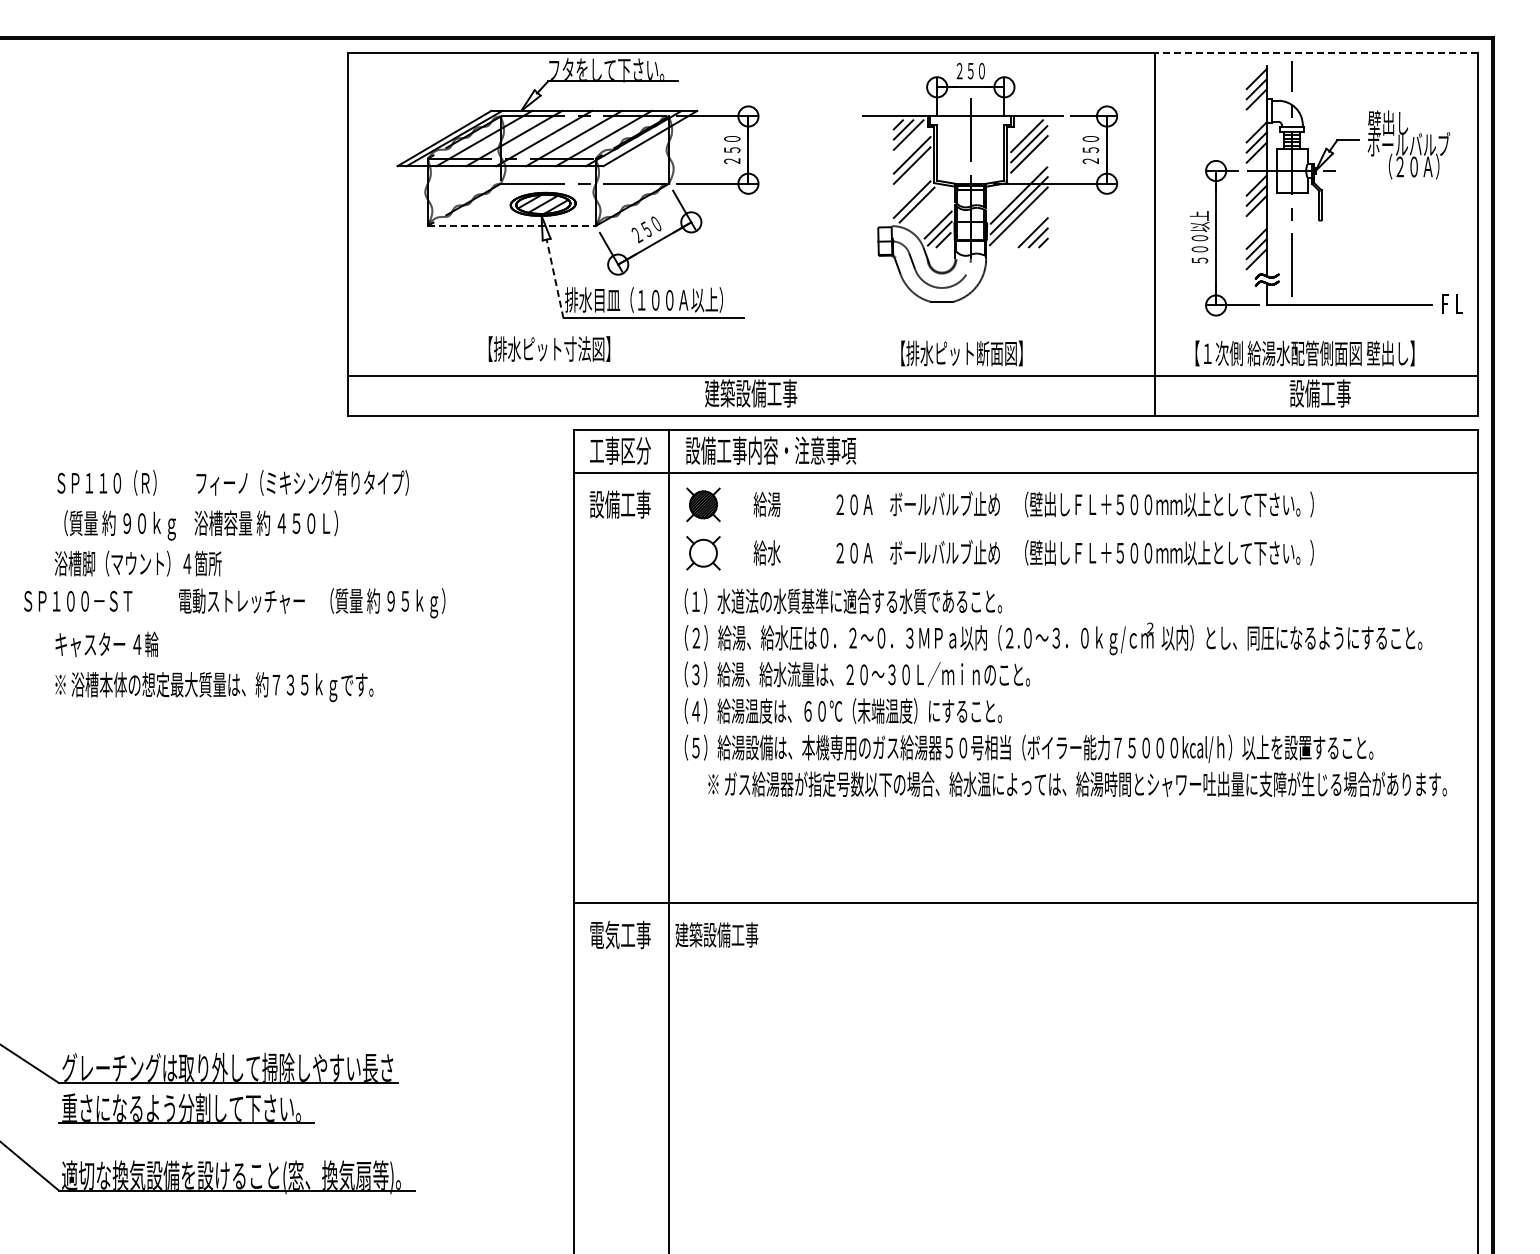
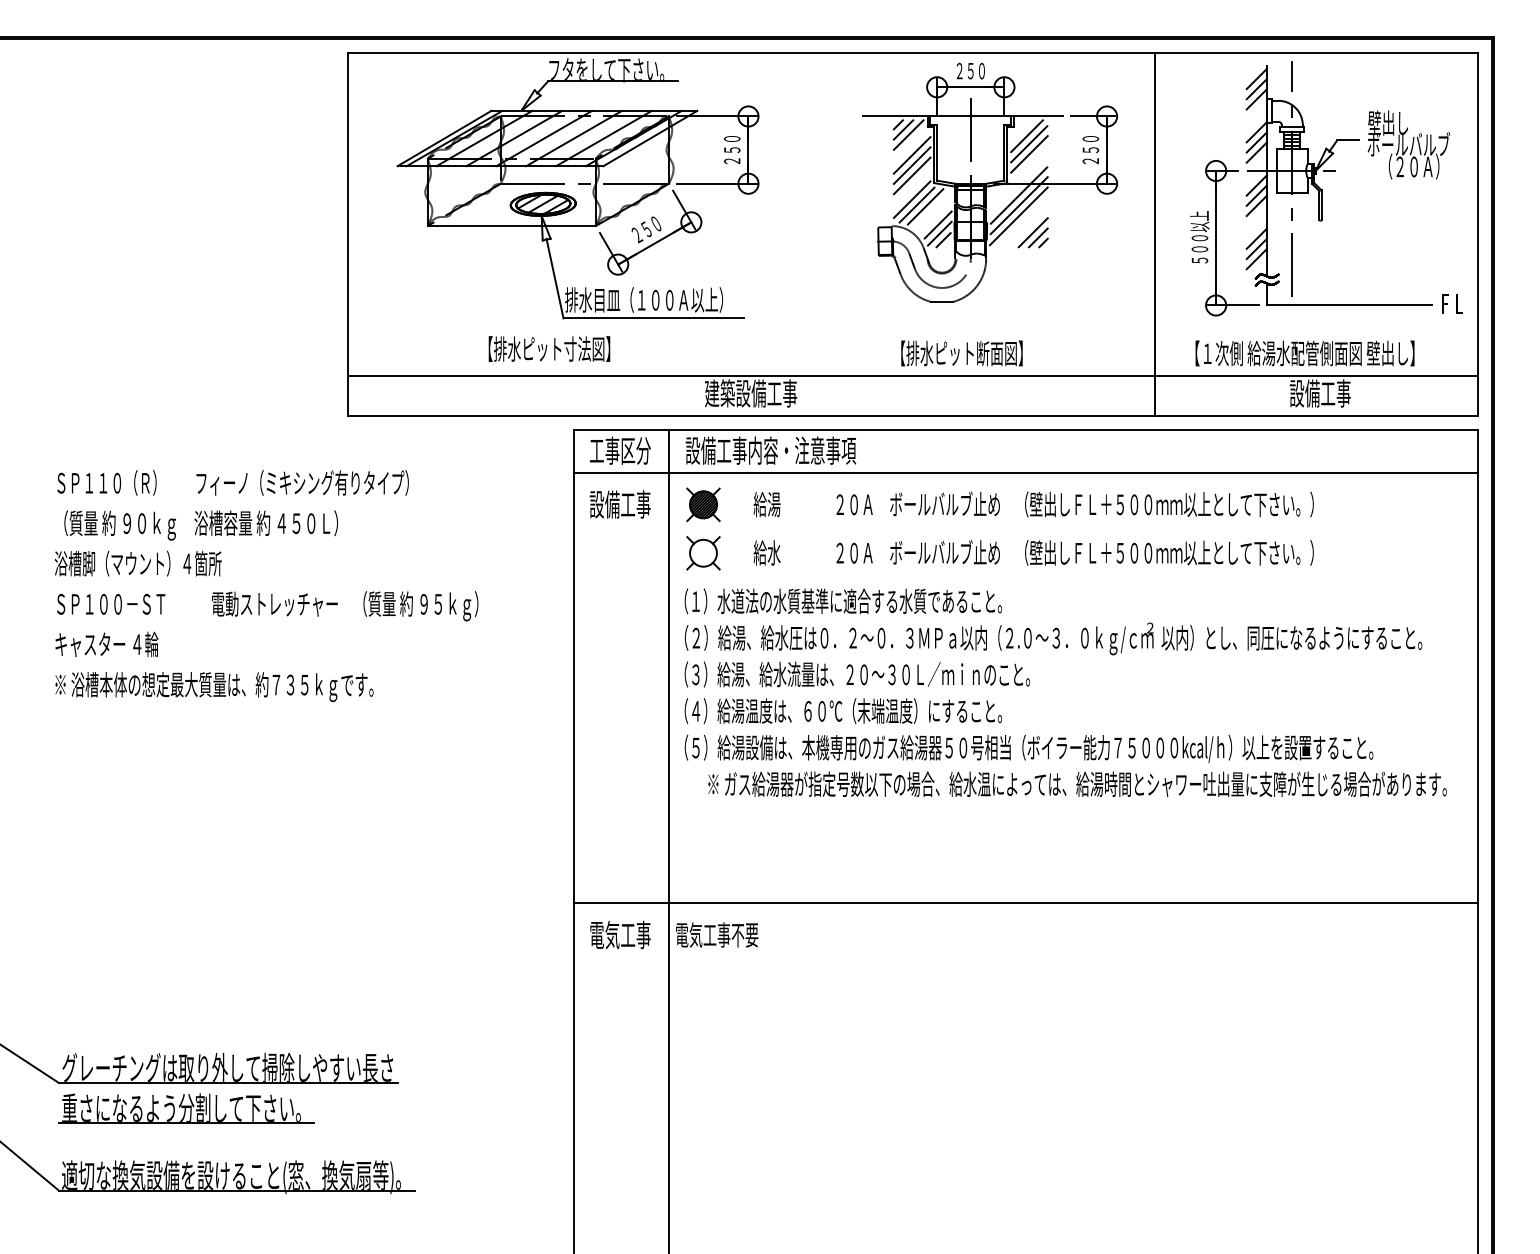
line: dashed -> solid (1316, 52)
line: none -> present (911, 175)
line: none -> present (925, 206)
line: dashed -> solid (512, 226)
line: dashed -> solid (555, 278)
text position: (234, 603) -> (267, 606) (267, 606)
text: 建築設備工事 -> 電気工事不要 (716, 934)
